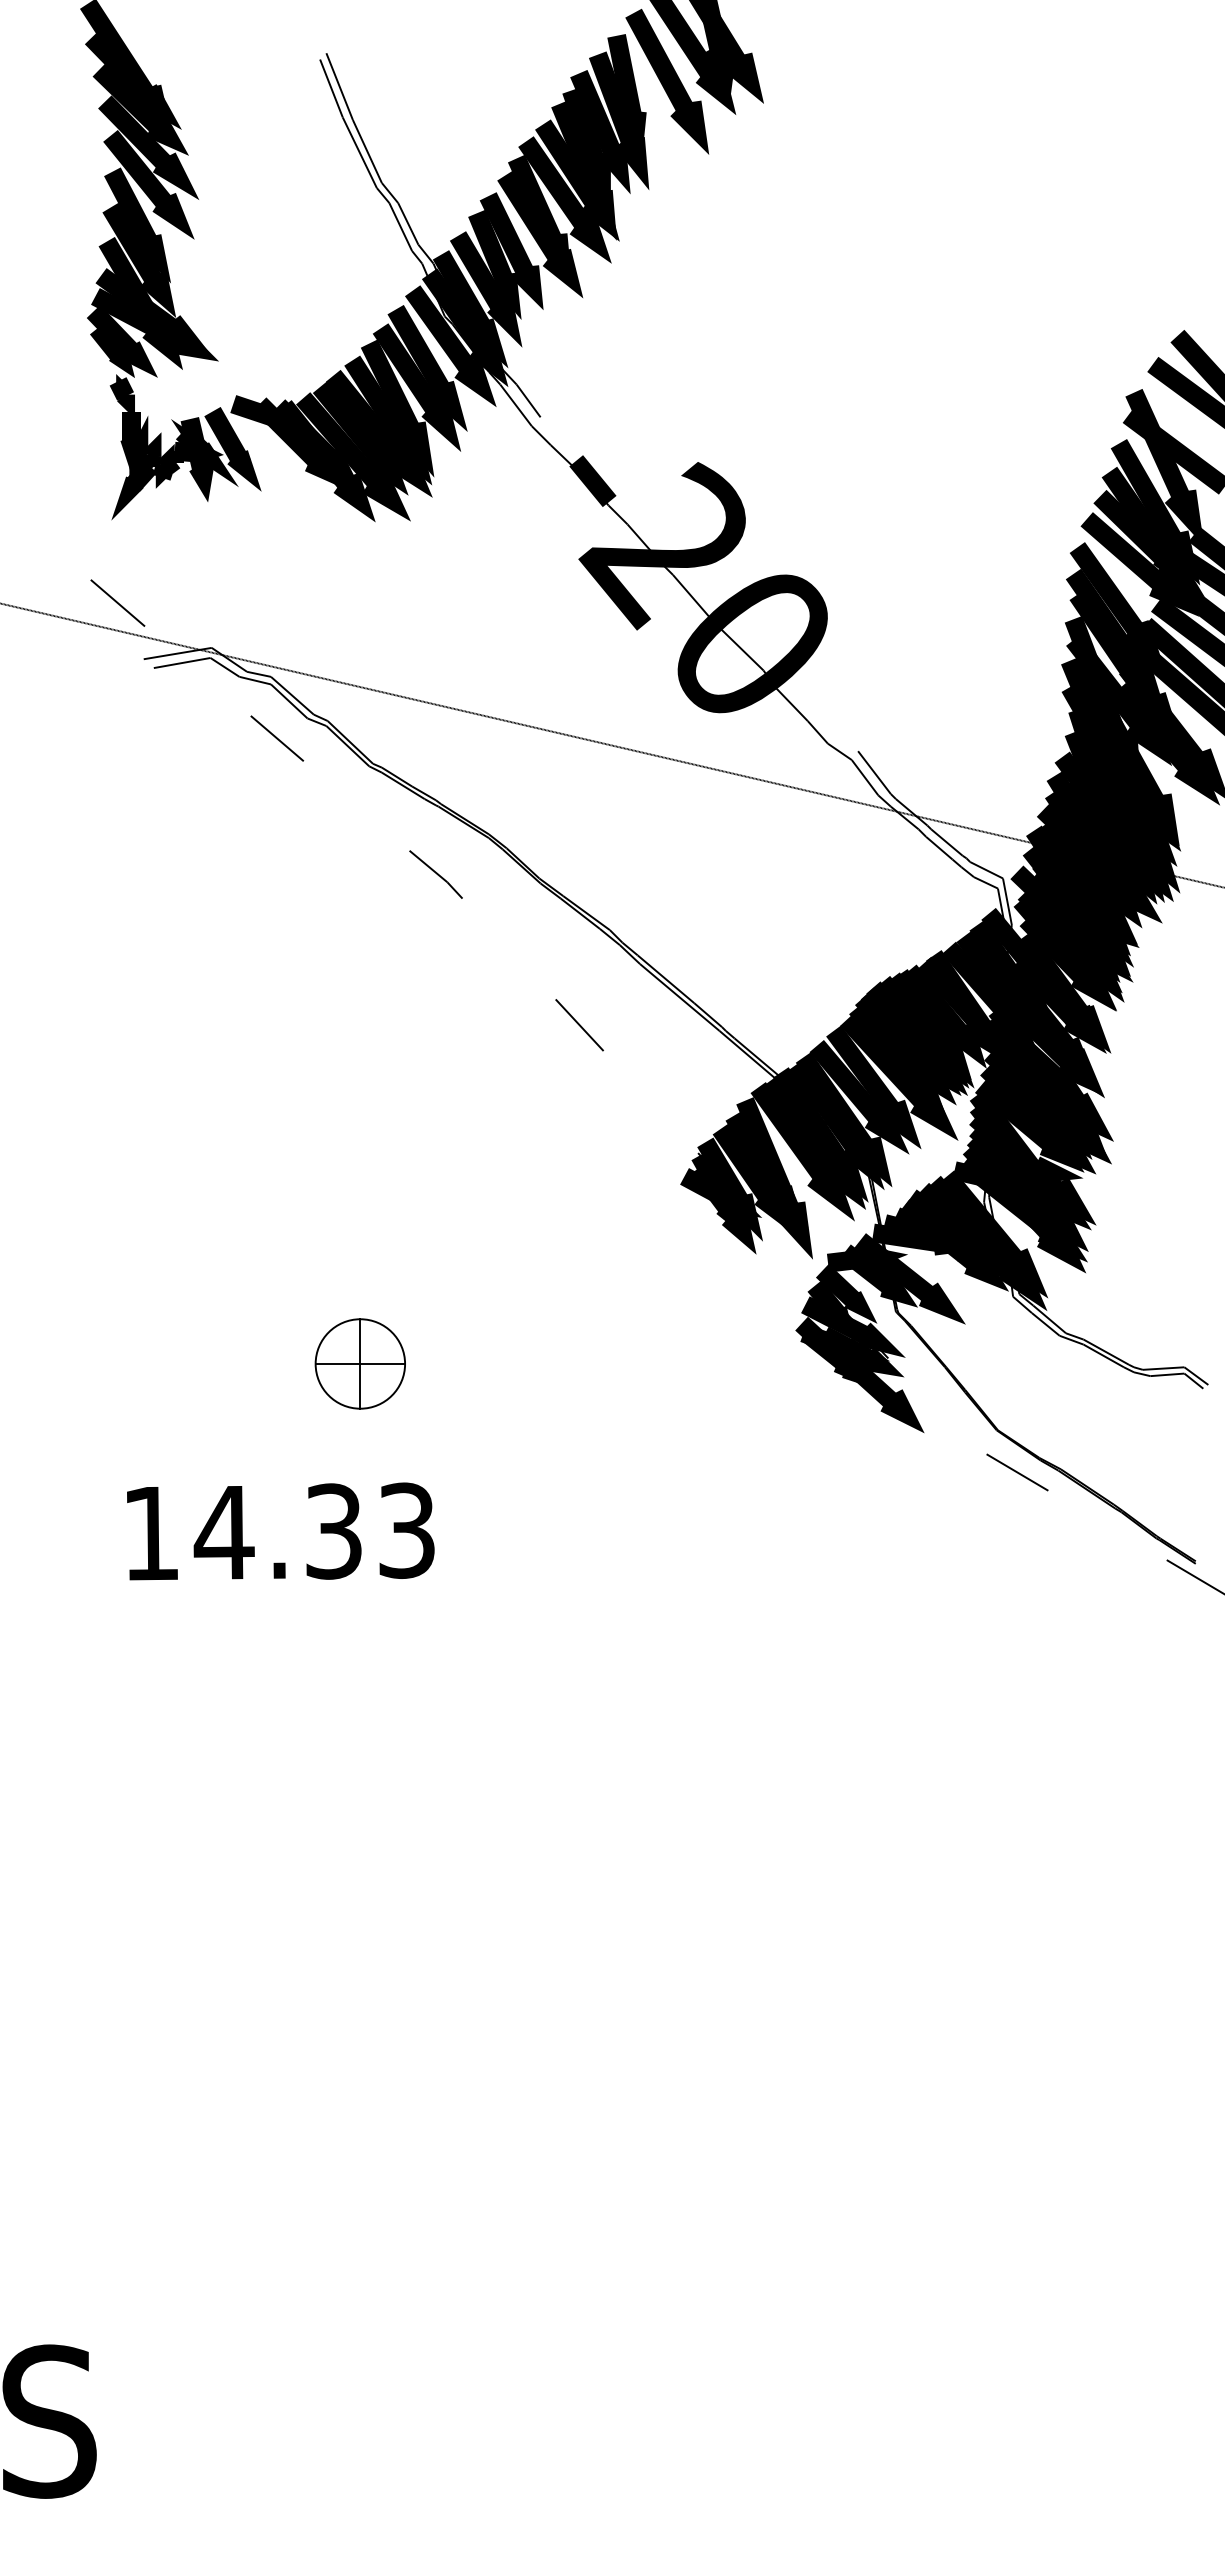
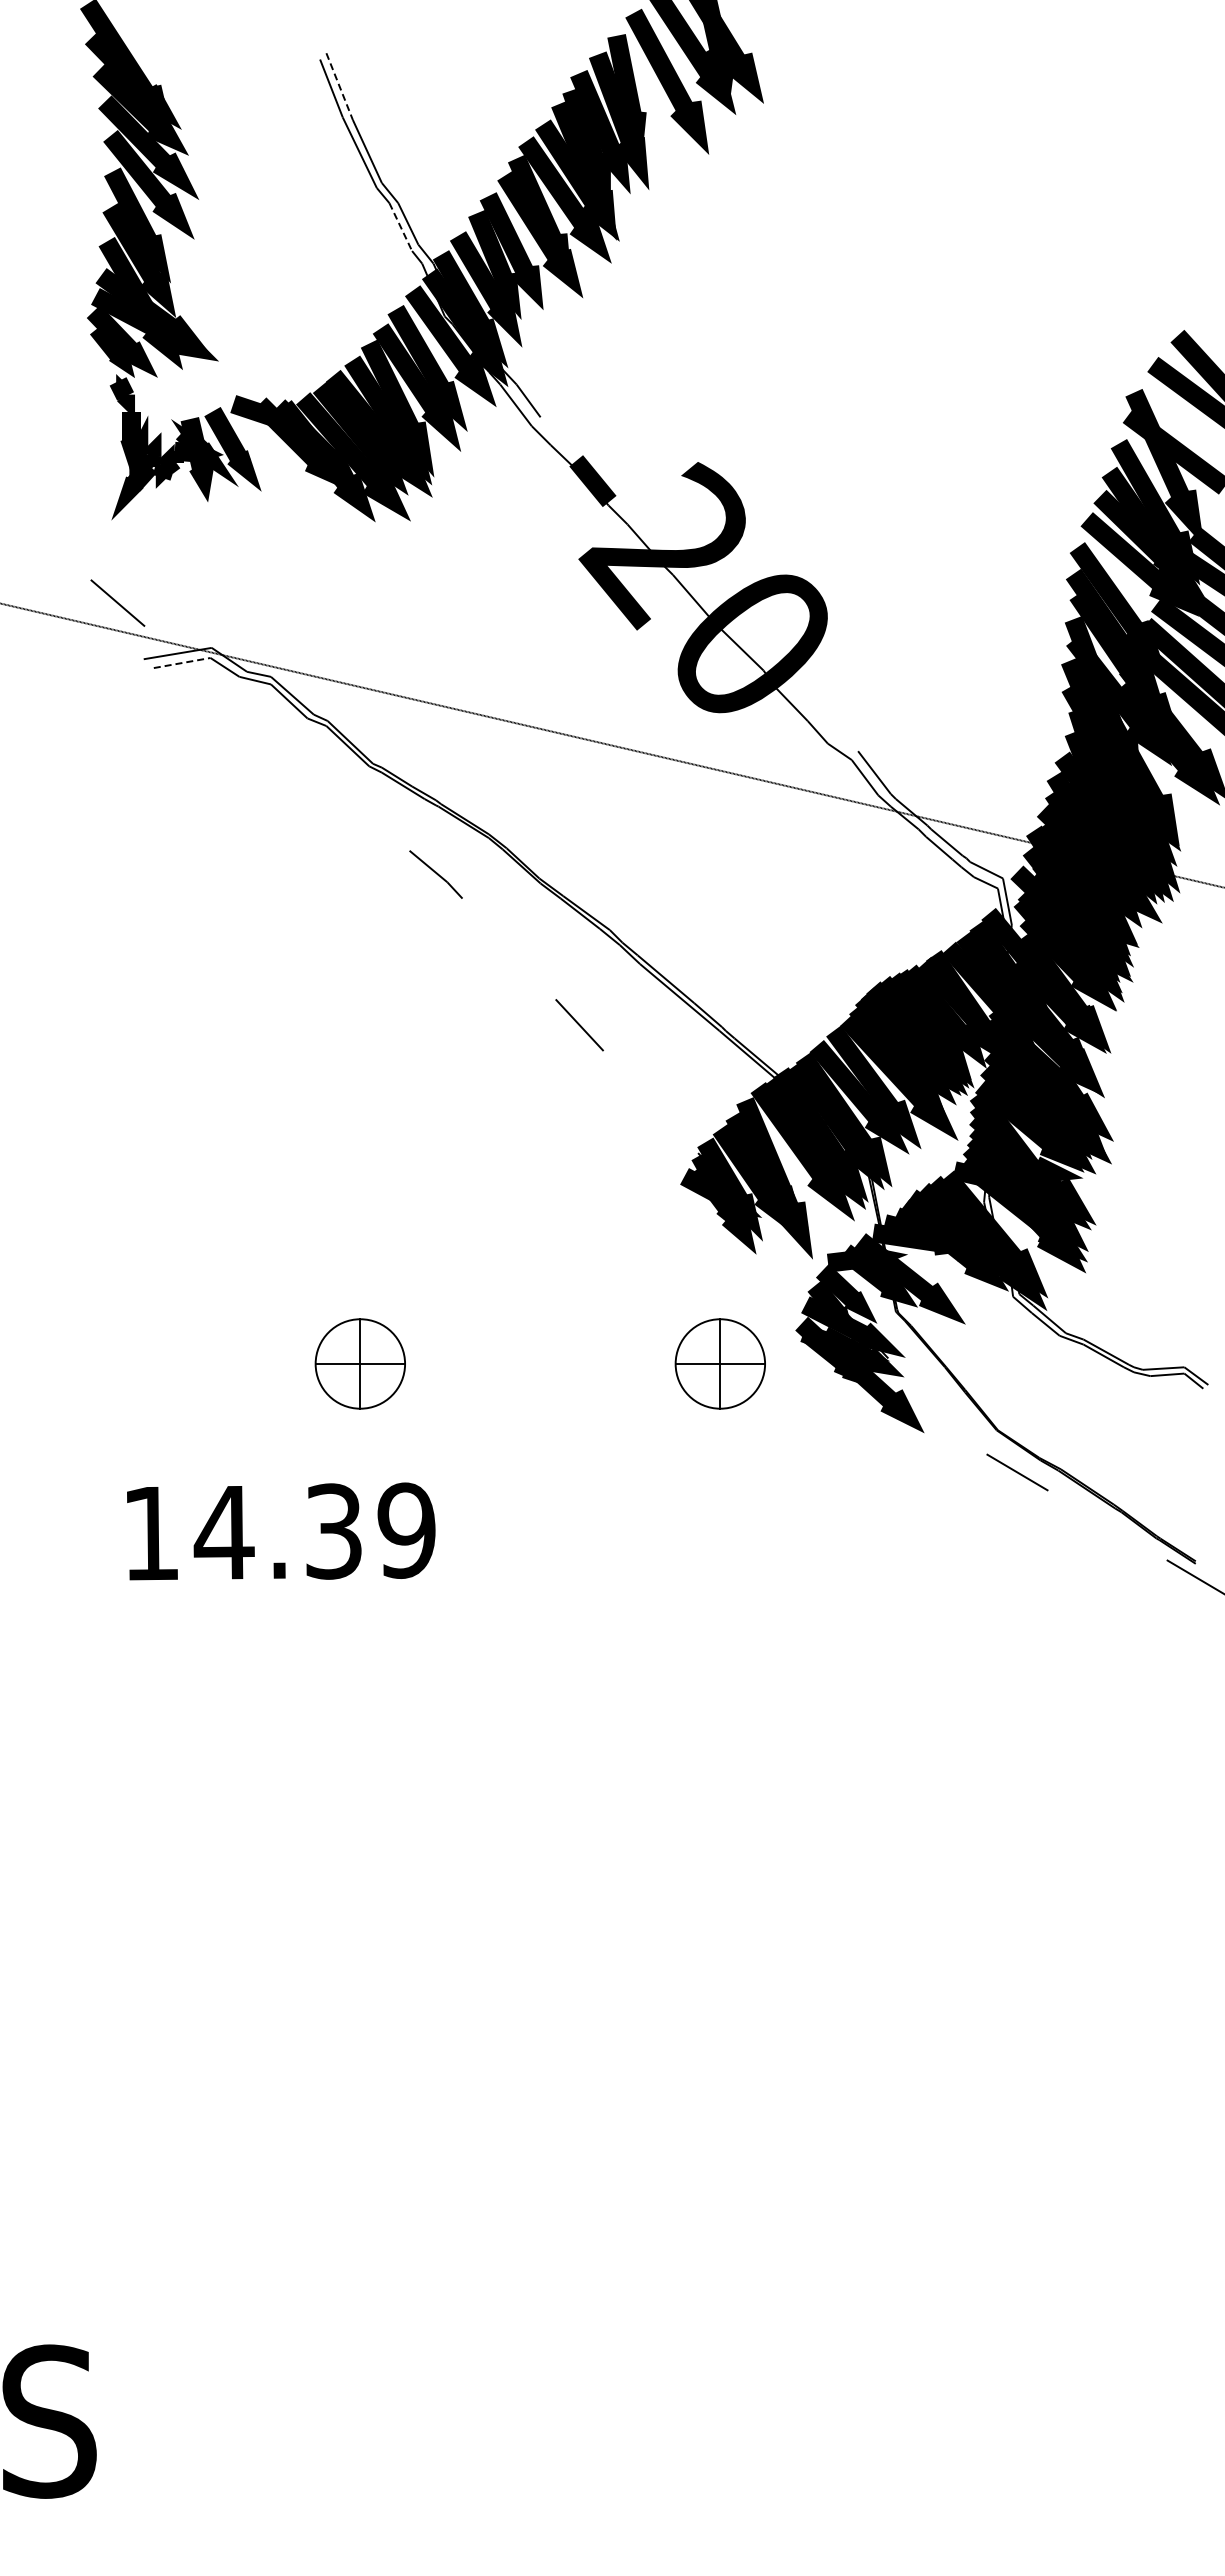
line: solid -> dashed (339, 86)
line: solid -> dashed (400, 227)
line: solid -> dashed (182, 663)
line: present -> none (277, 738)
part: none -> present (719, 1363)
text: 14.33 -> 14.39 (406, 1530)
